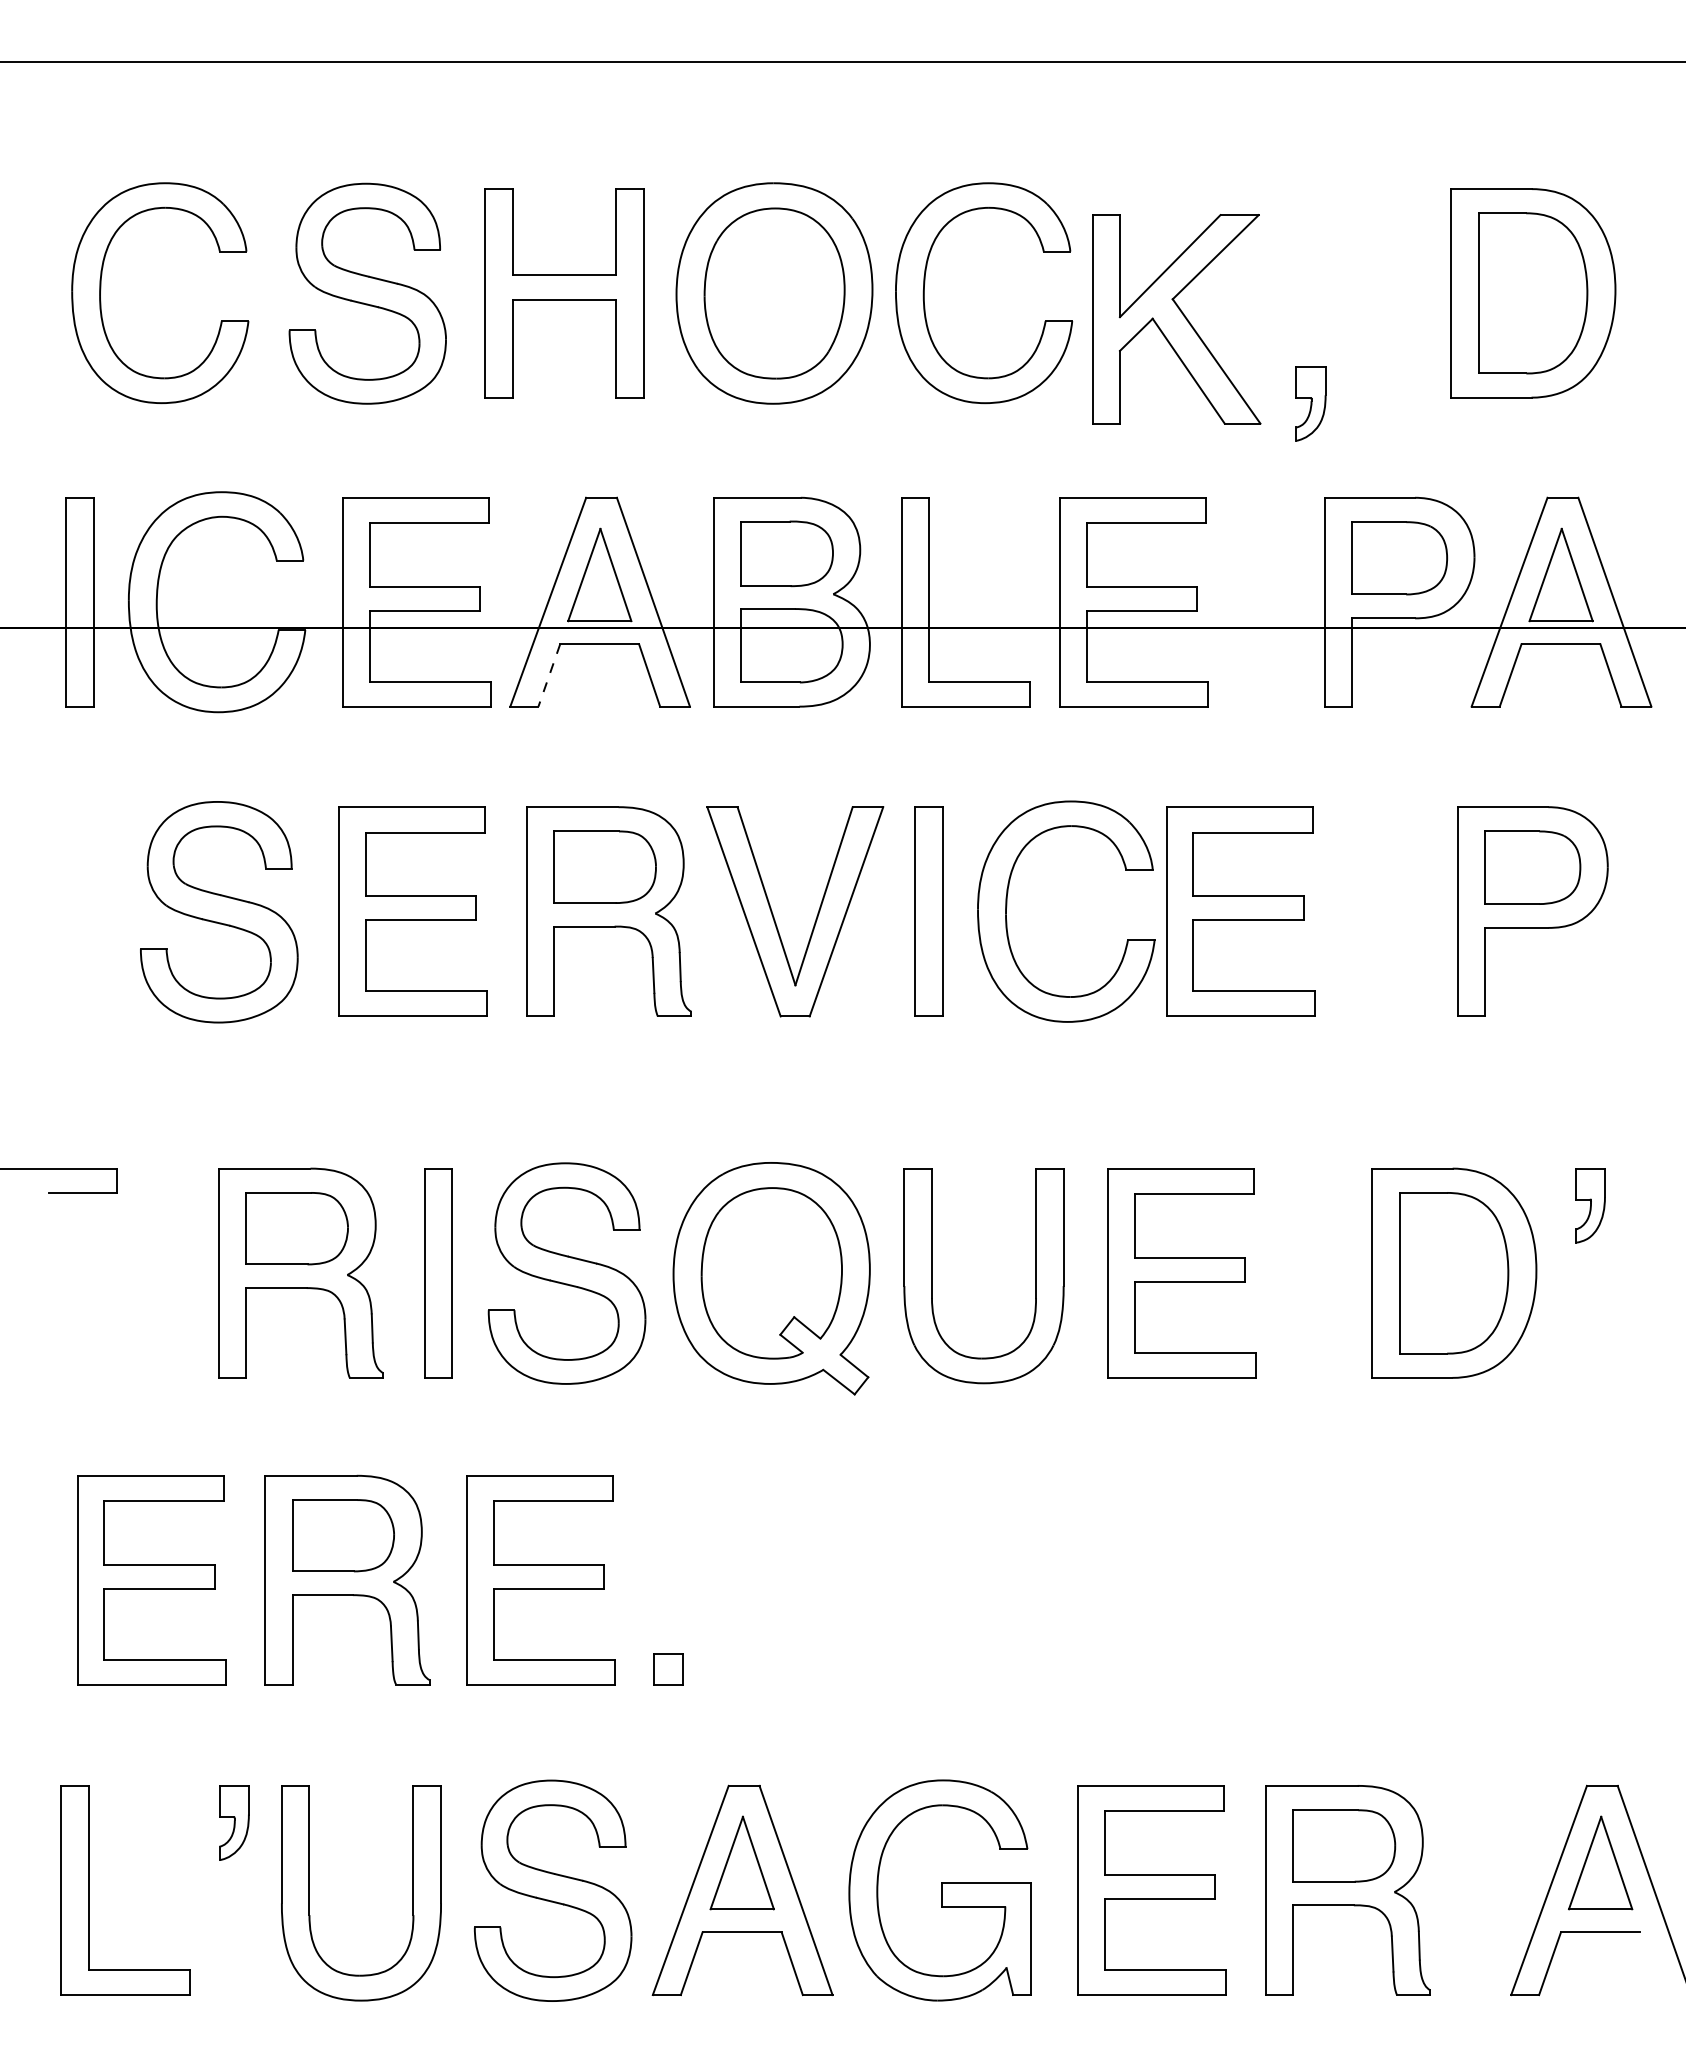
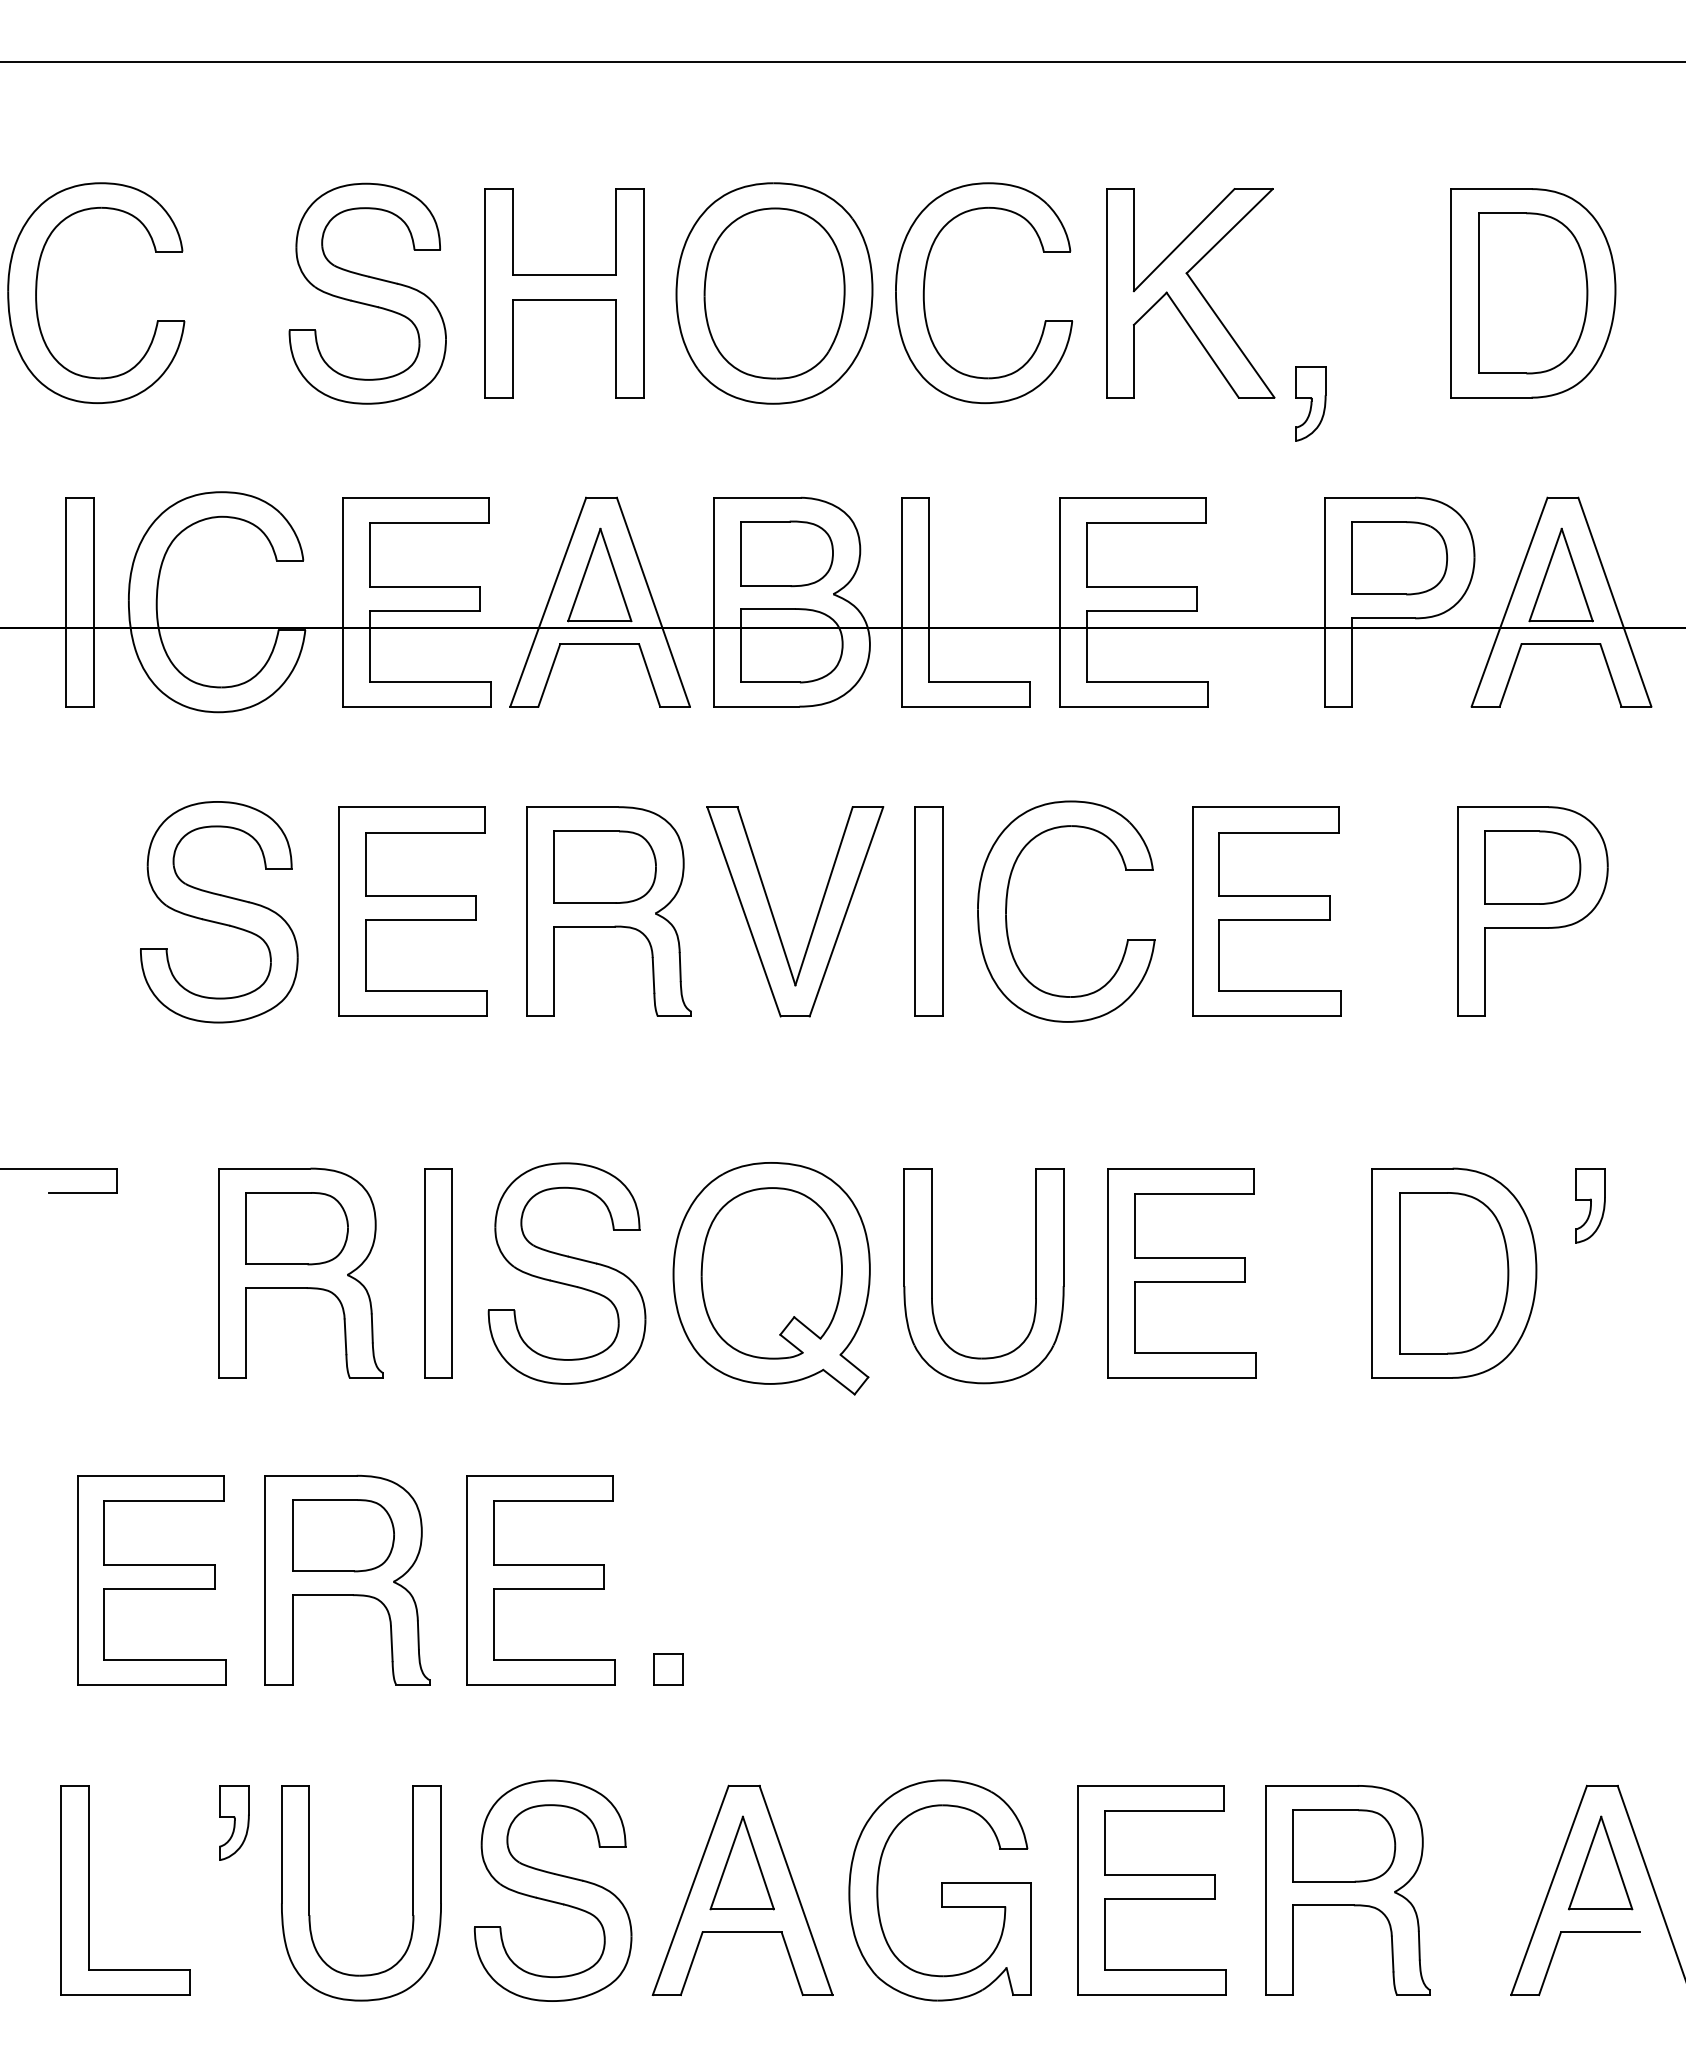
part position: (101, 290) -> (37, 290) (37, 290)
part position: (1176, 319) -> (1190, 293) (1190, 293)
line: dashed -> solid (549, 675)
part position: (1240, 911) -> (1266, 911) (1266, 911)
